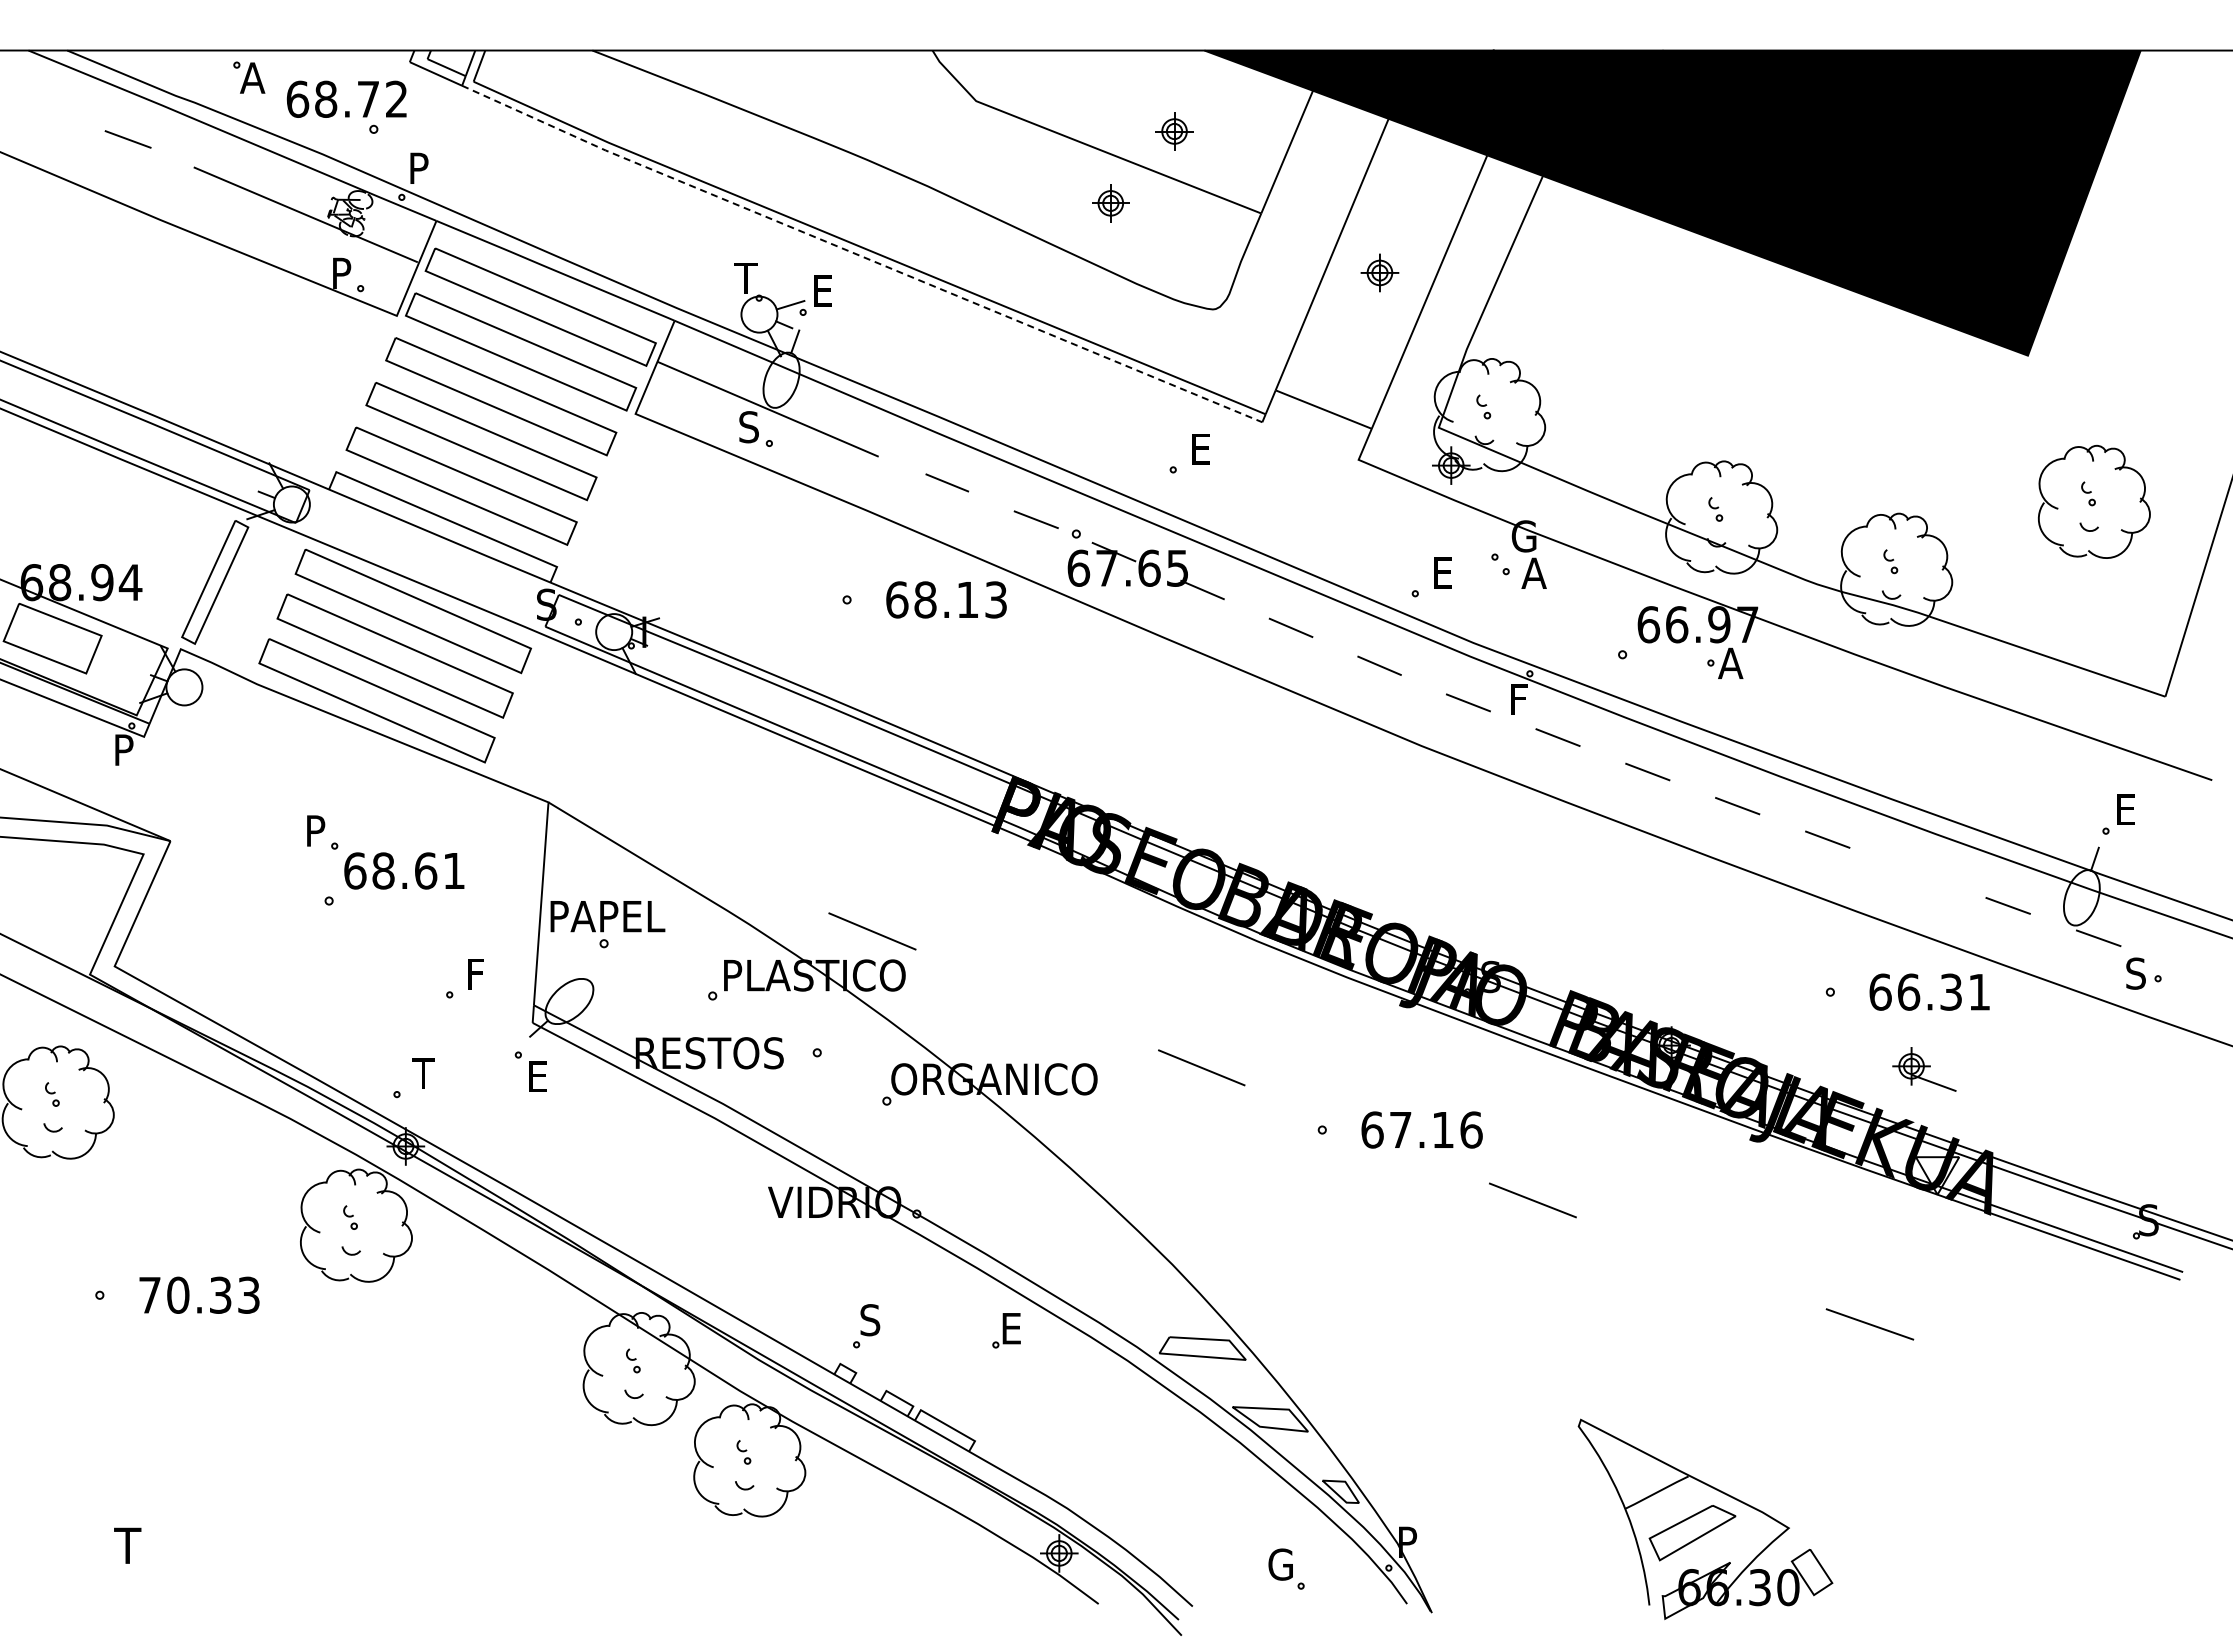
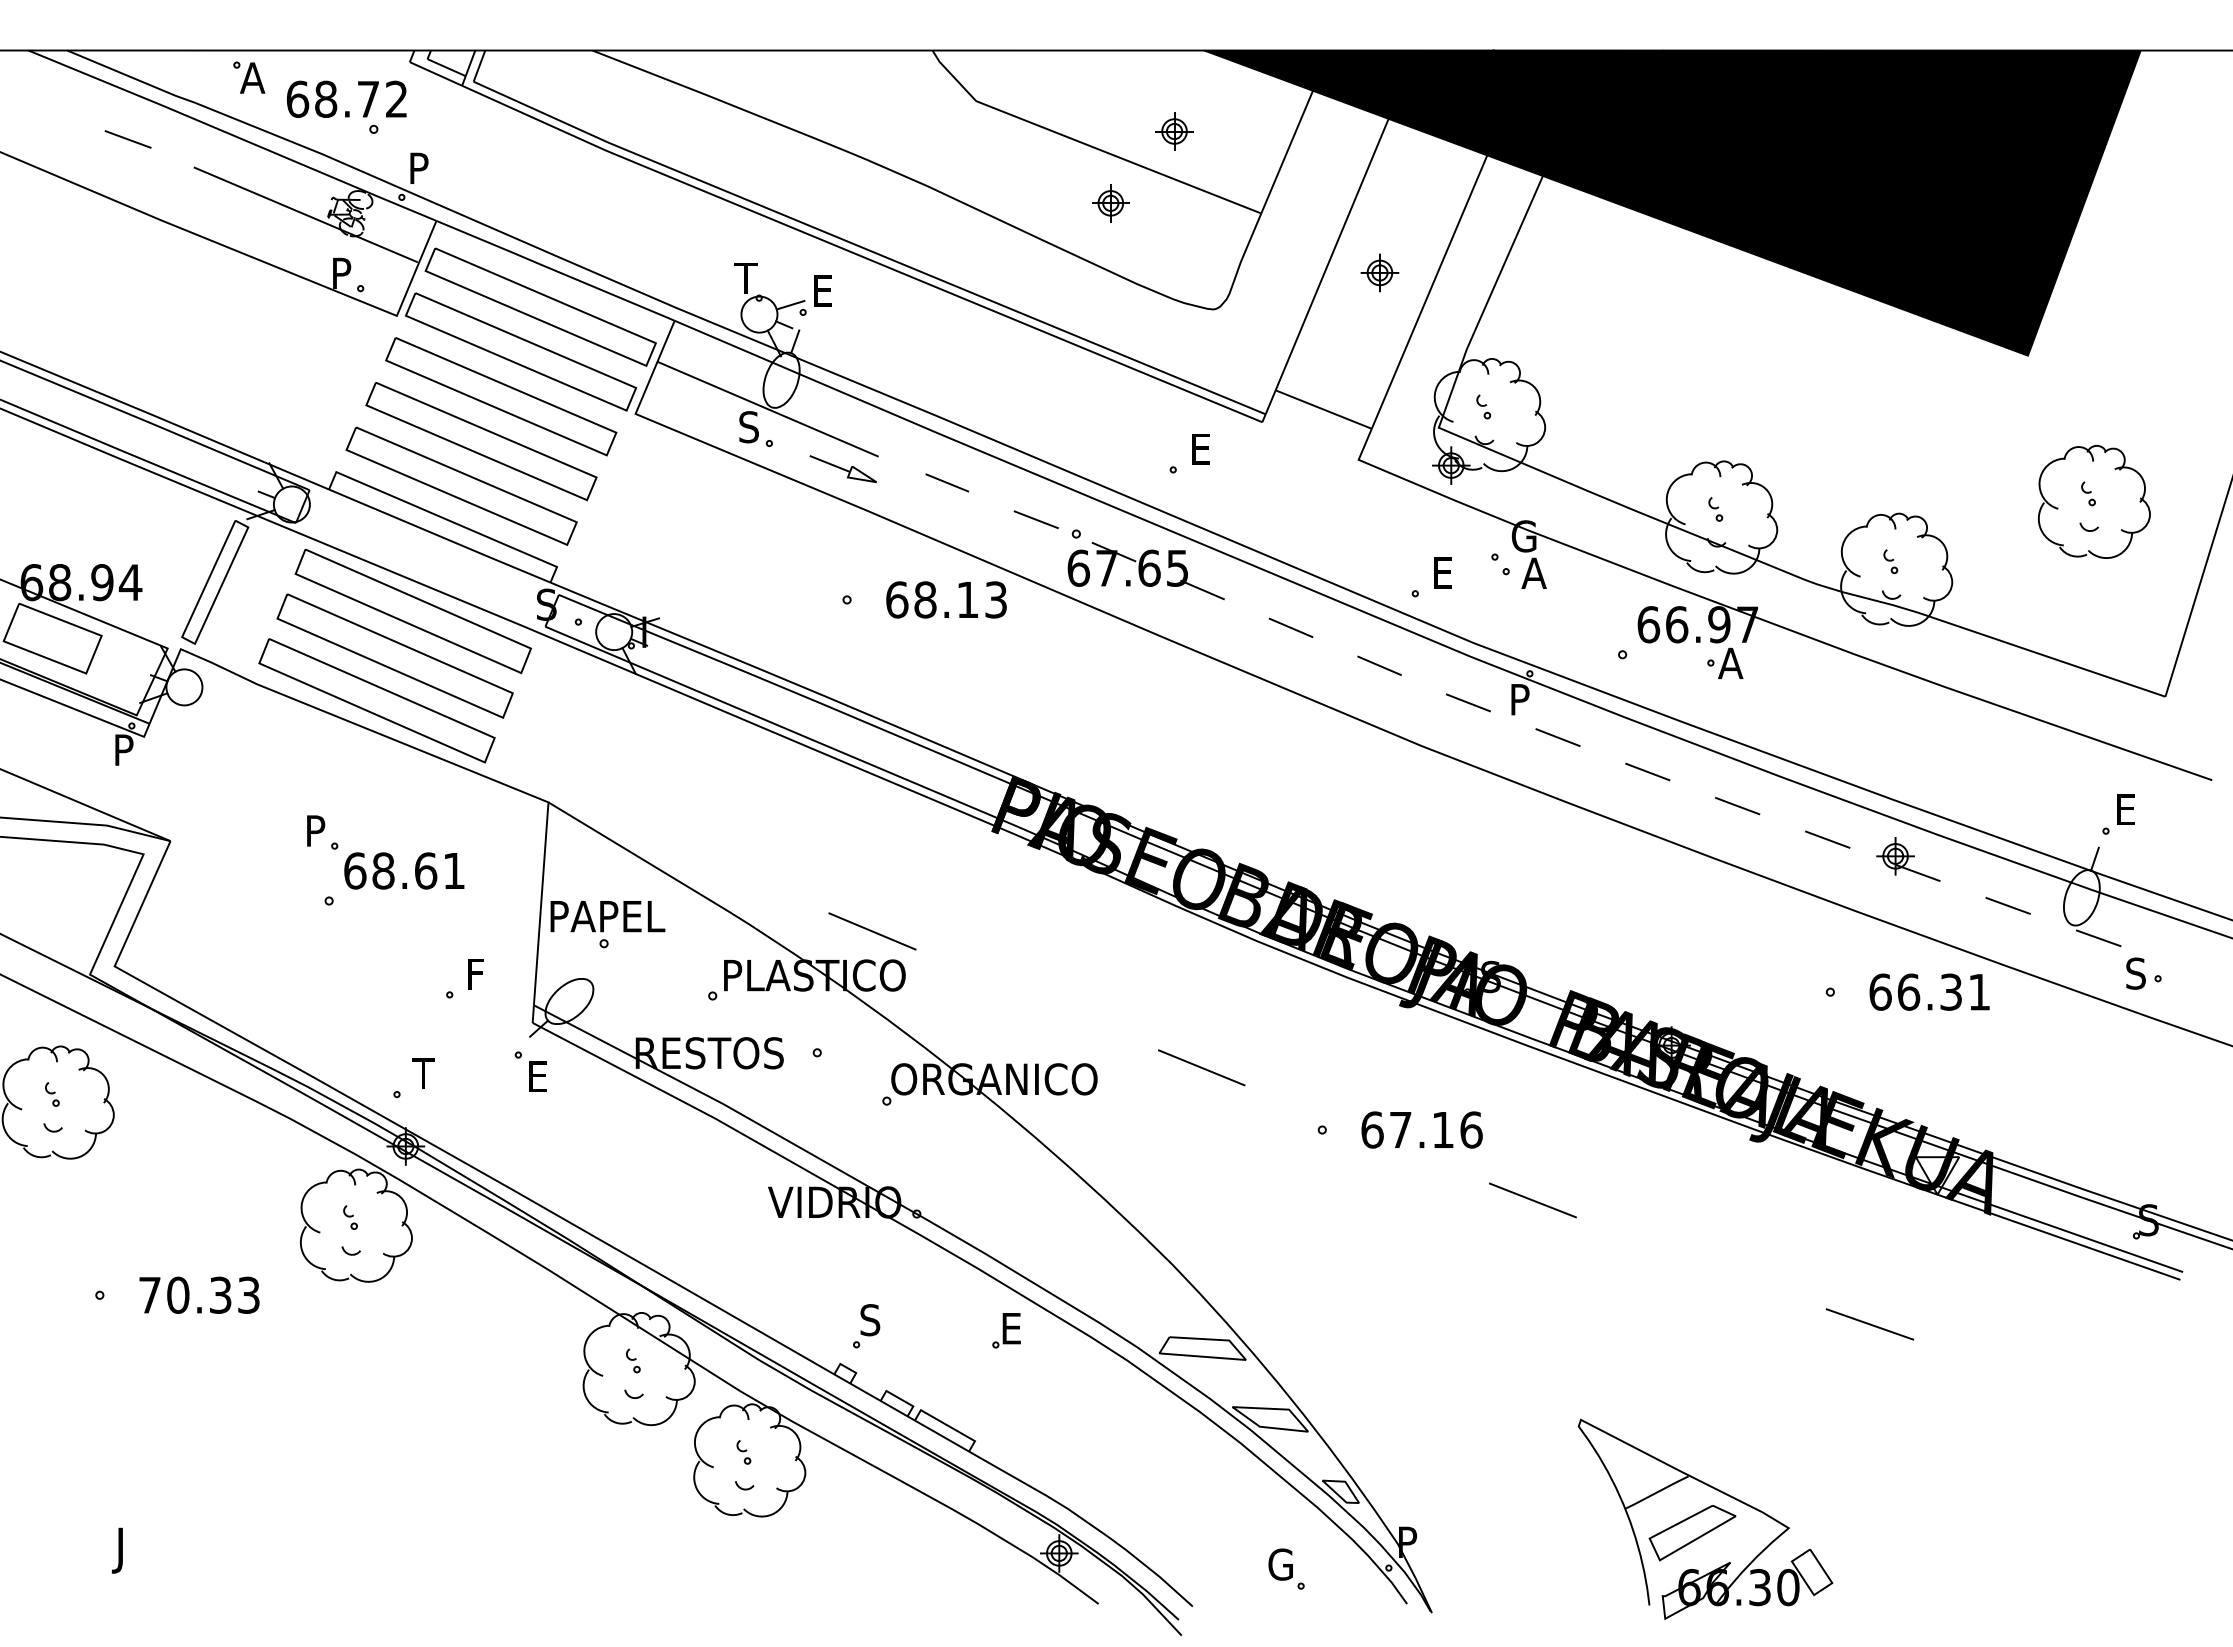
line: dashed -> solid (860, 256)
part: none -> present (842, 468)
text: F -> P (1520, 699)
part position: (1924, 1069) -> (1908, 859) (1908, 859)
text: T -> J (126, 1550)
